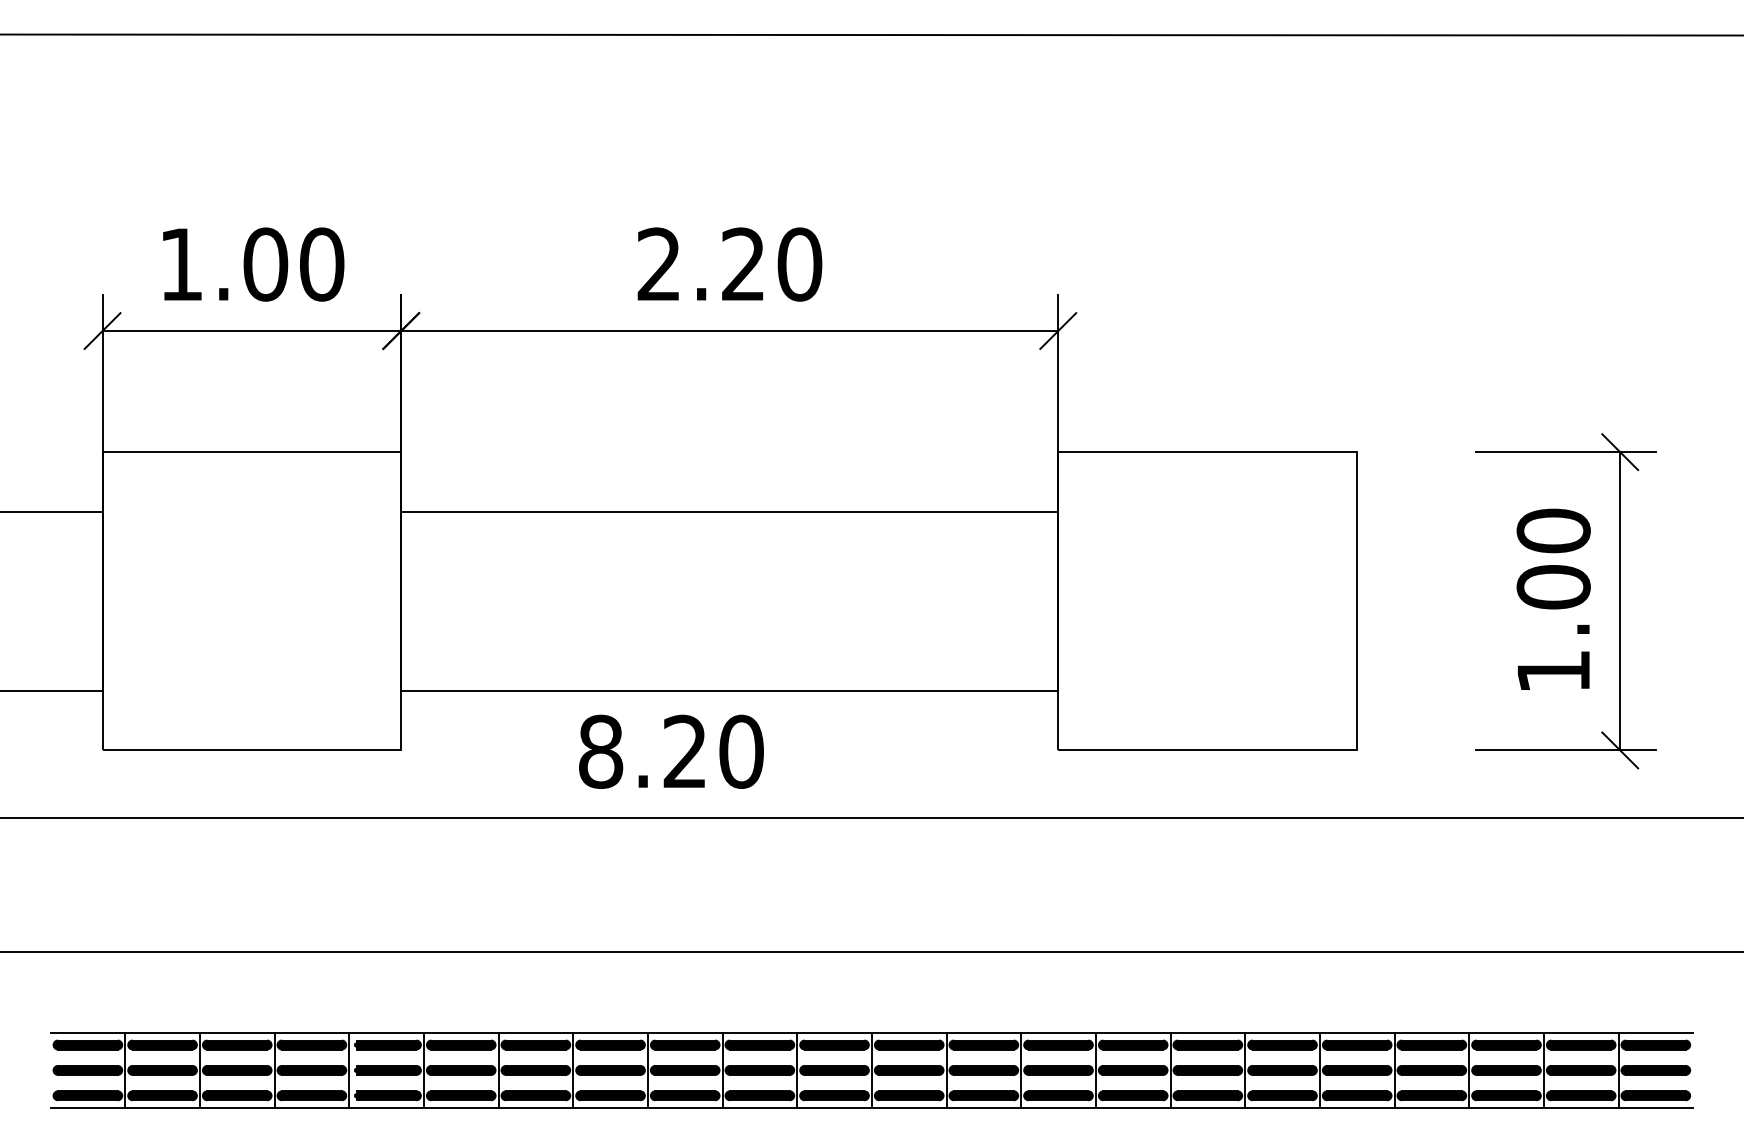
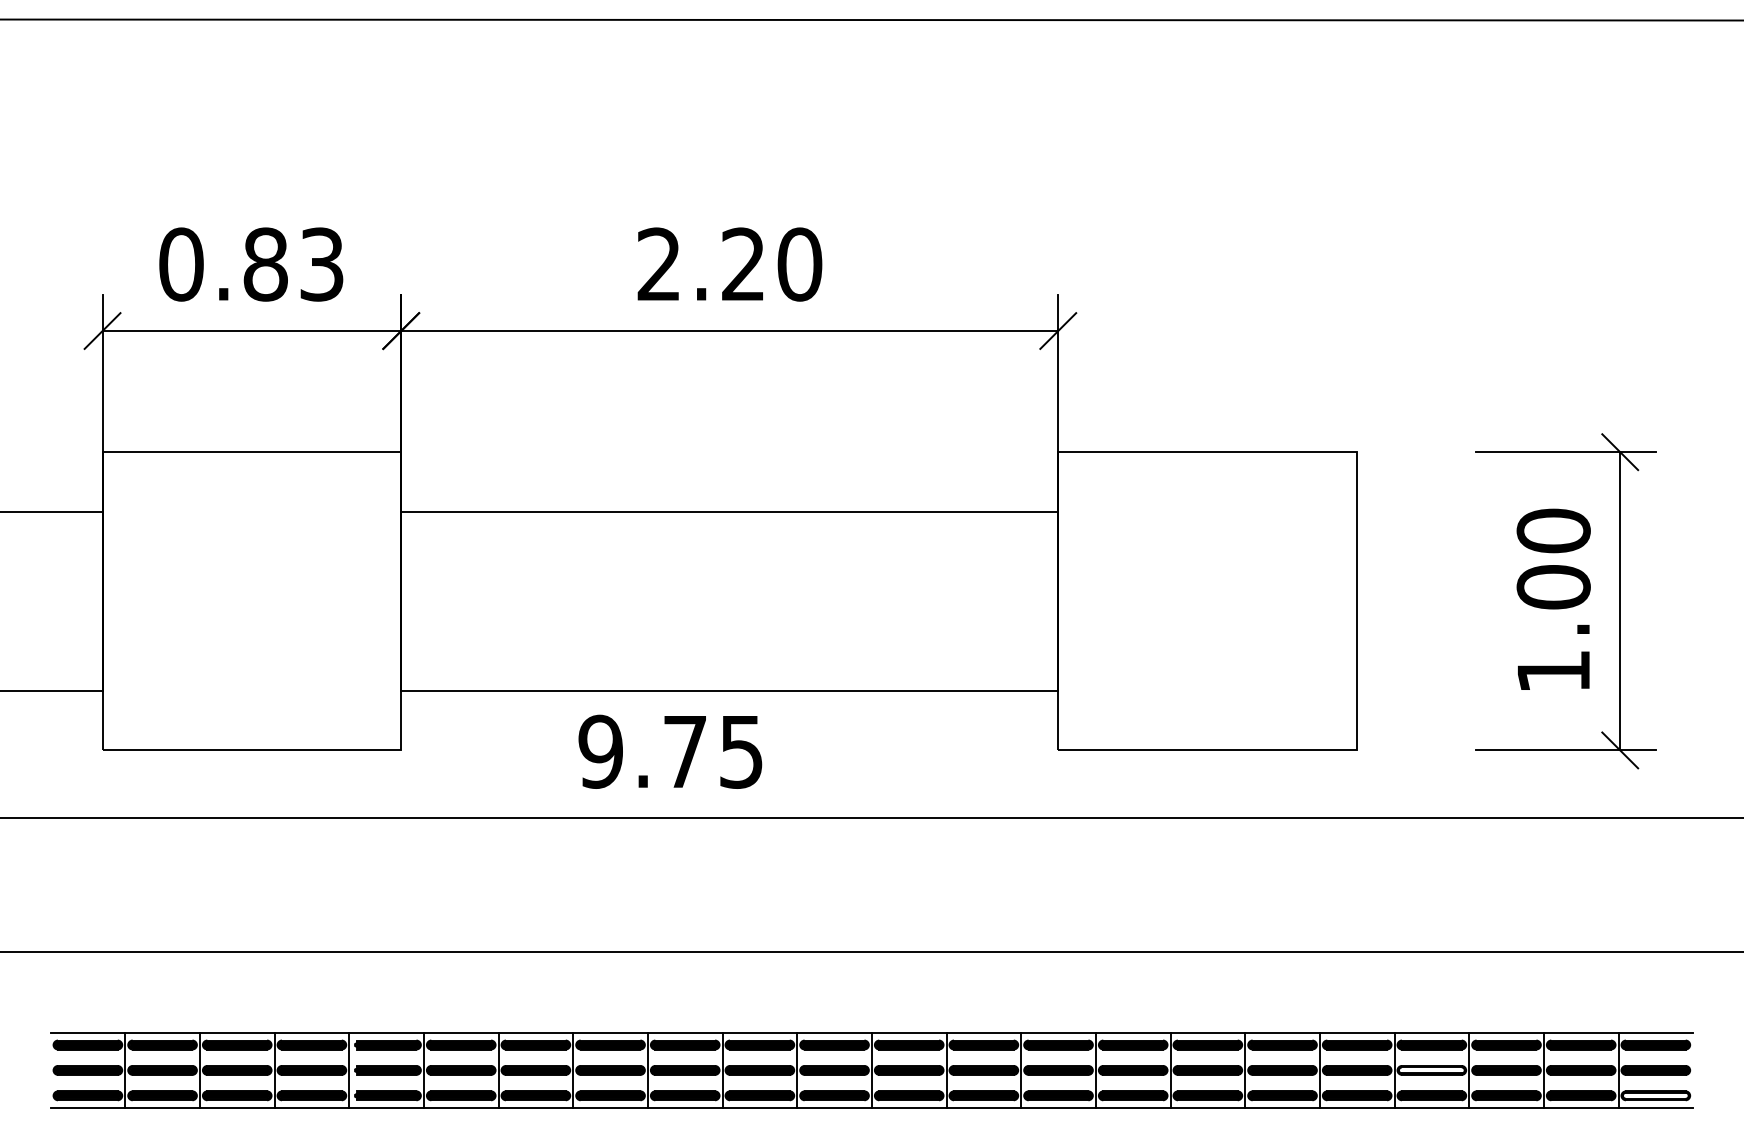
line position: (871, 34) -> (871, 19) (871, 19)
text: 1.00 -> 0.83 (251, 264)
text: 8.20 -> 9.75 (670, 751)
fill: present -> none (1431, 1070)
fill: present -> none (1655, 1095)
